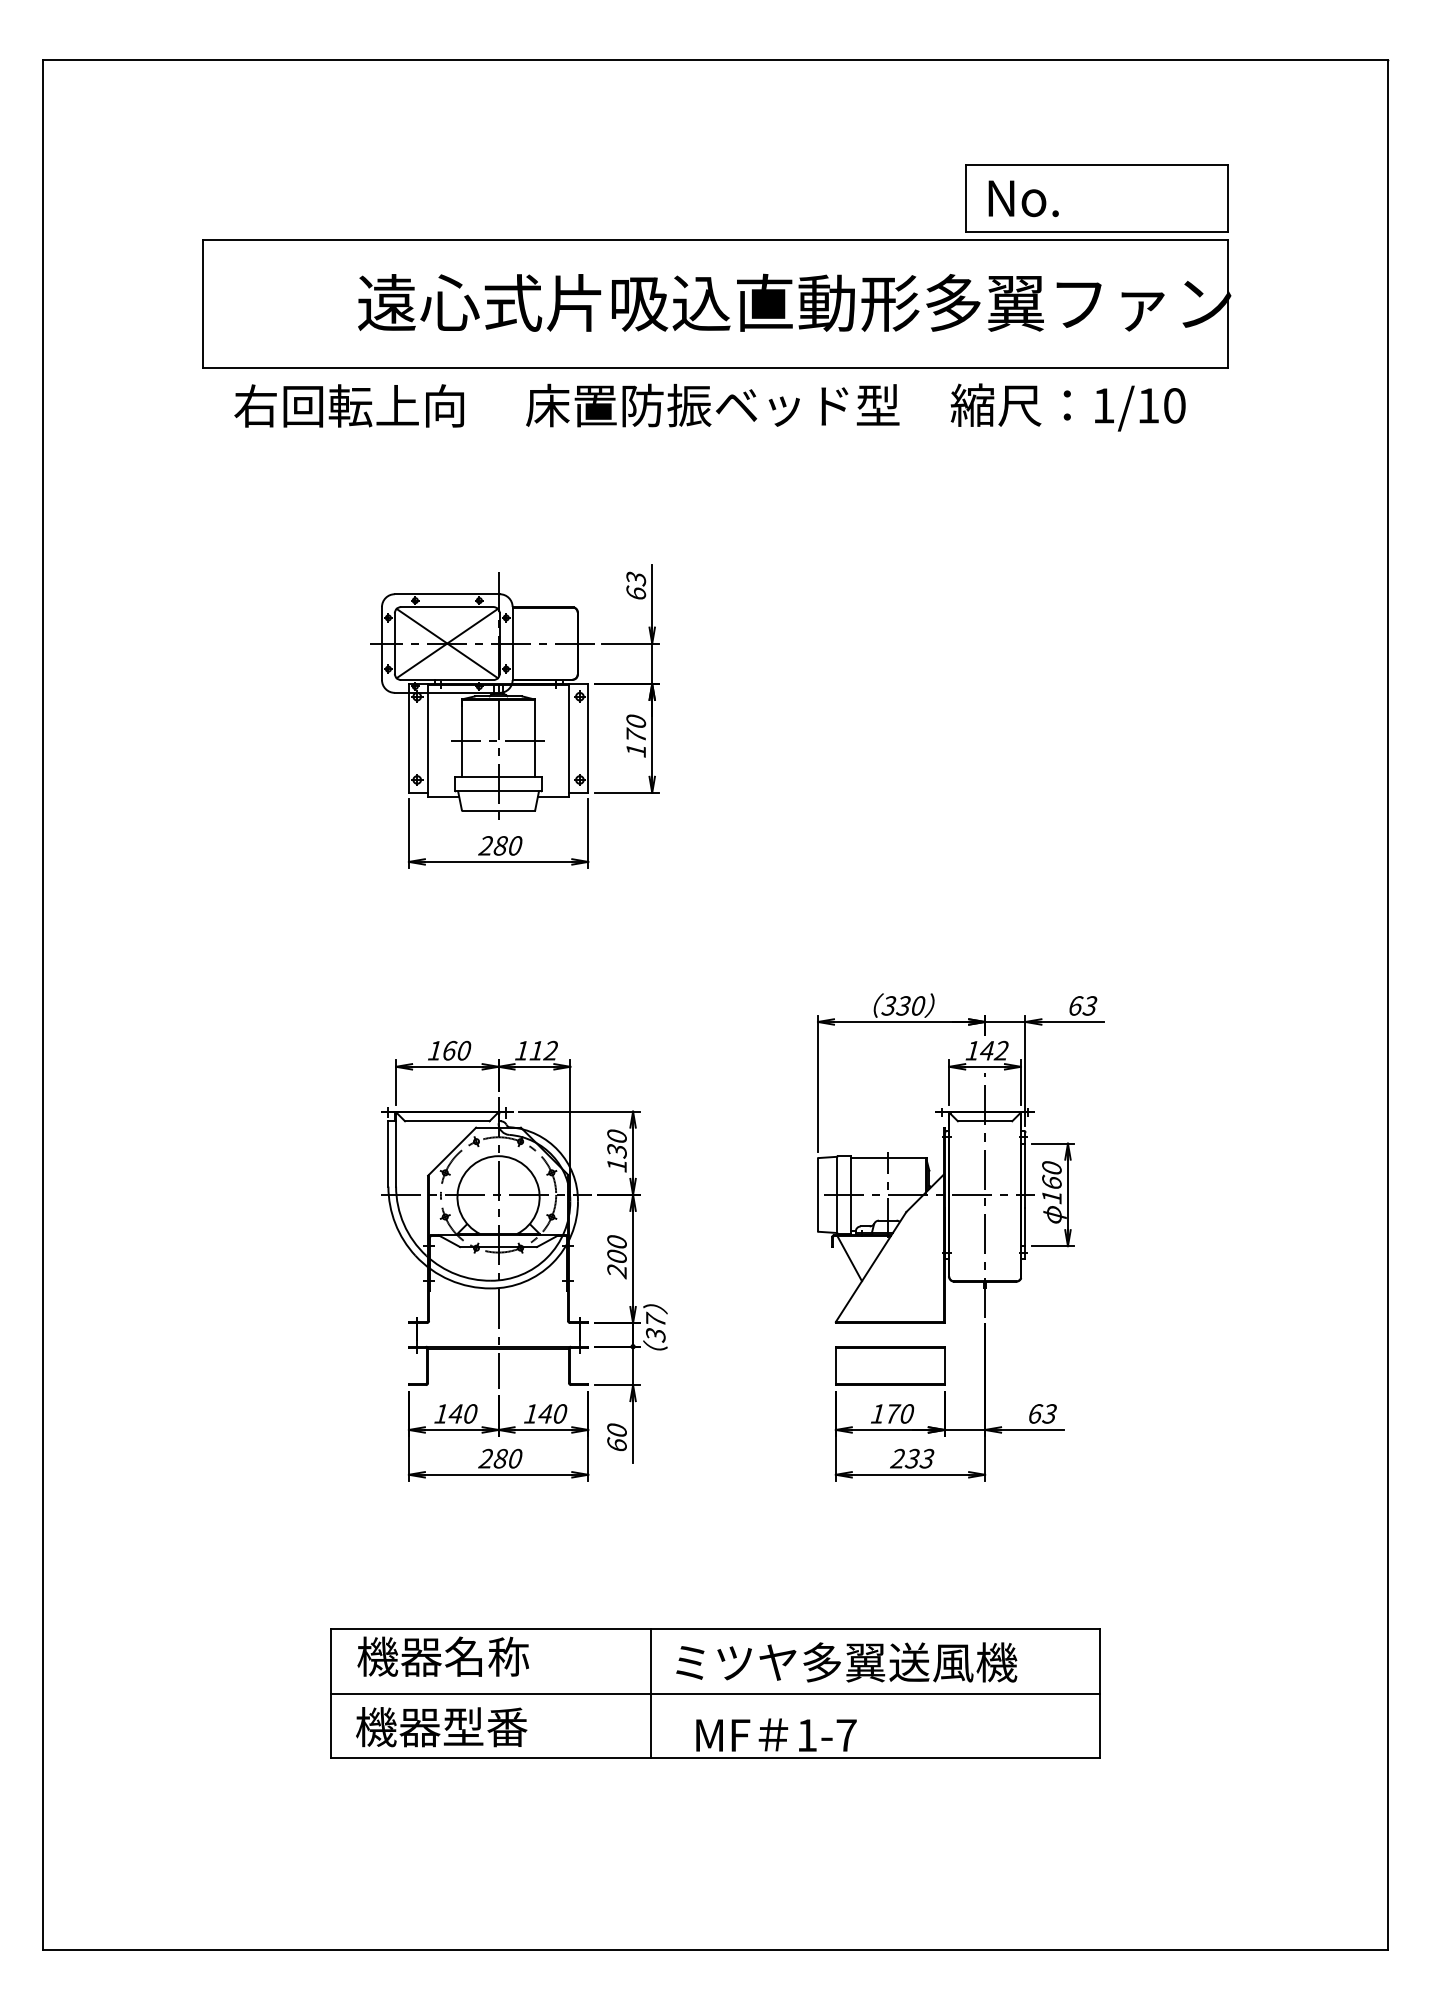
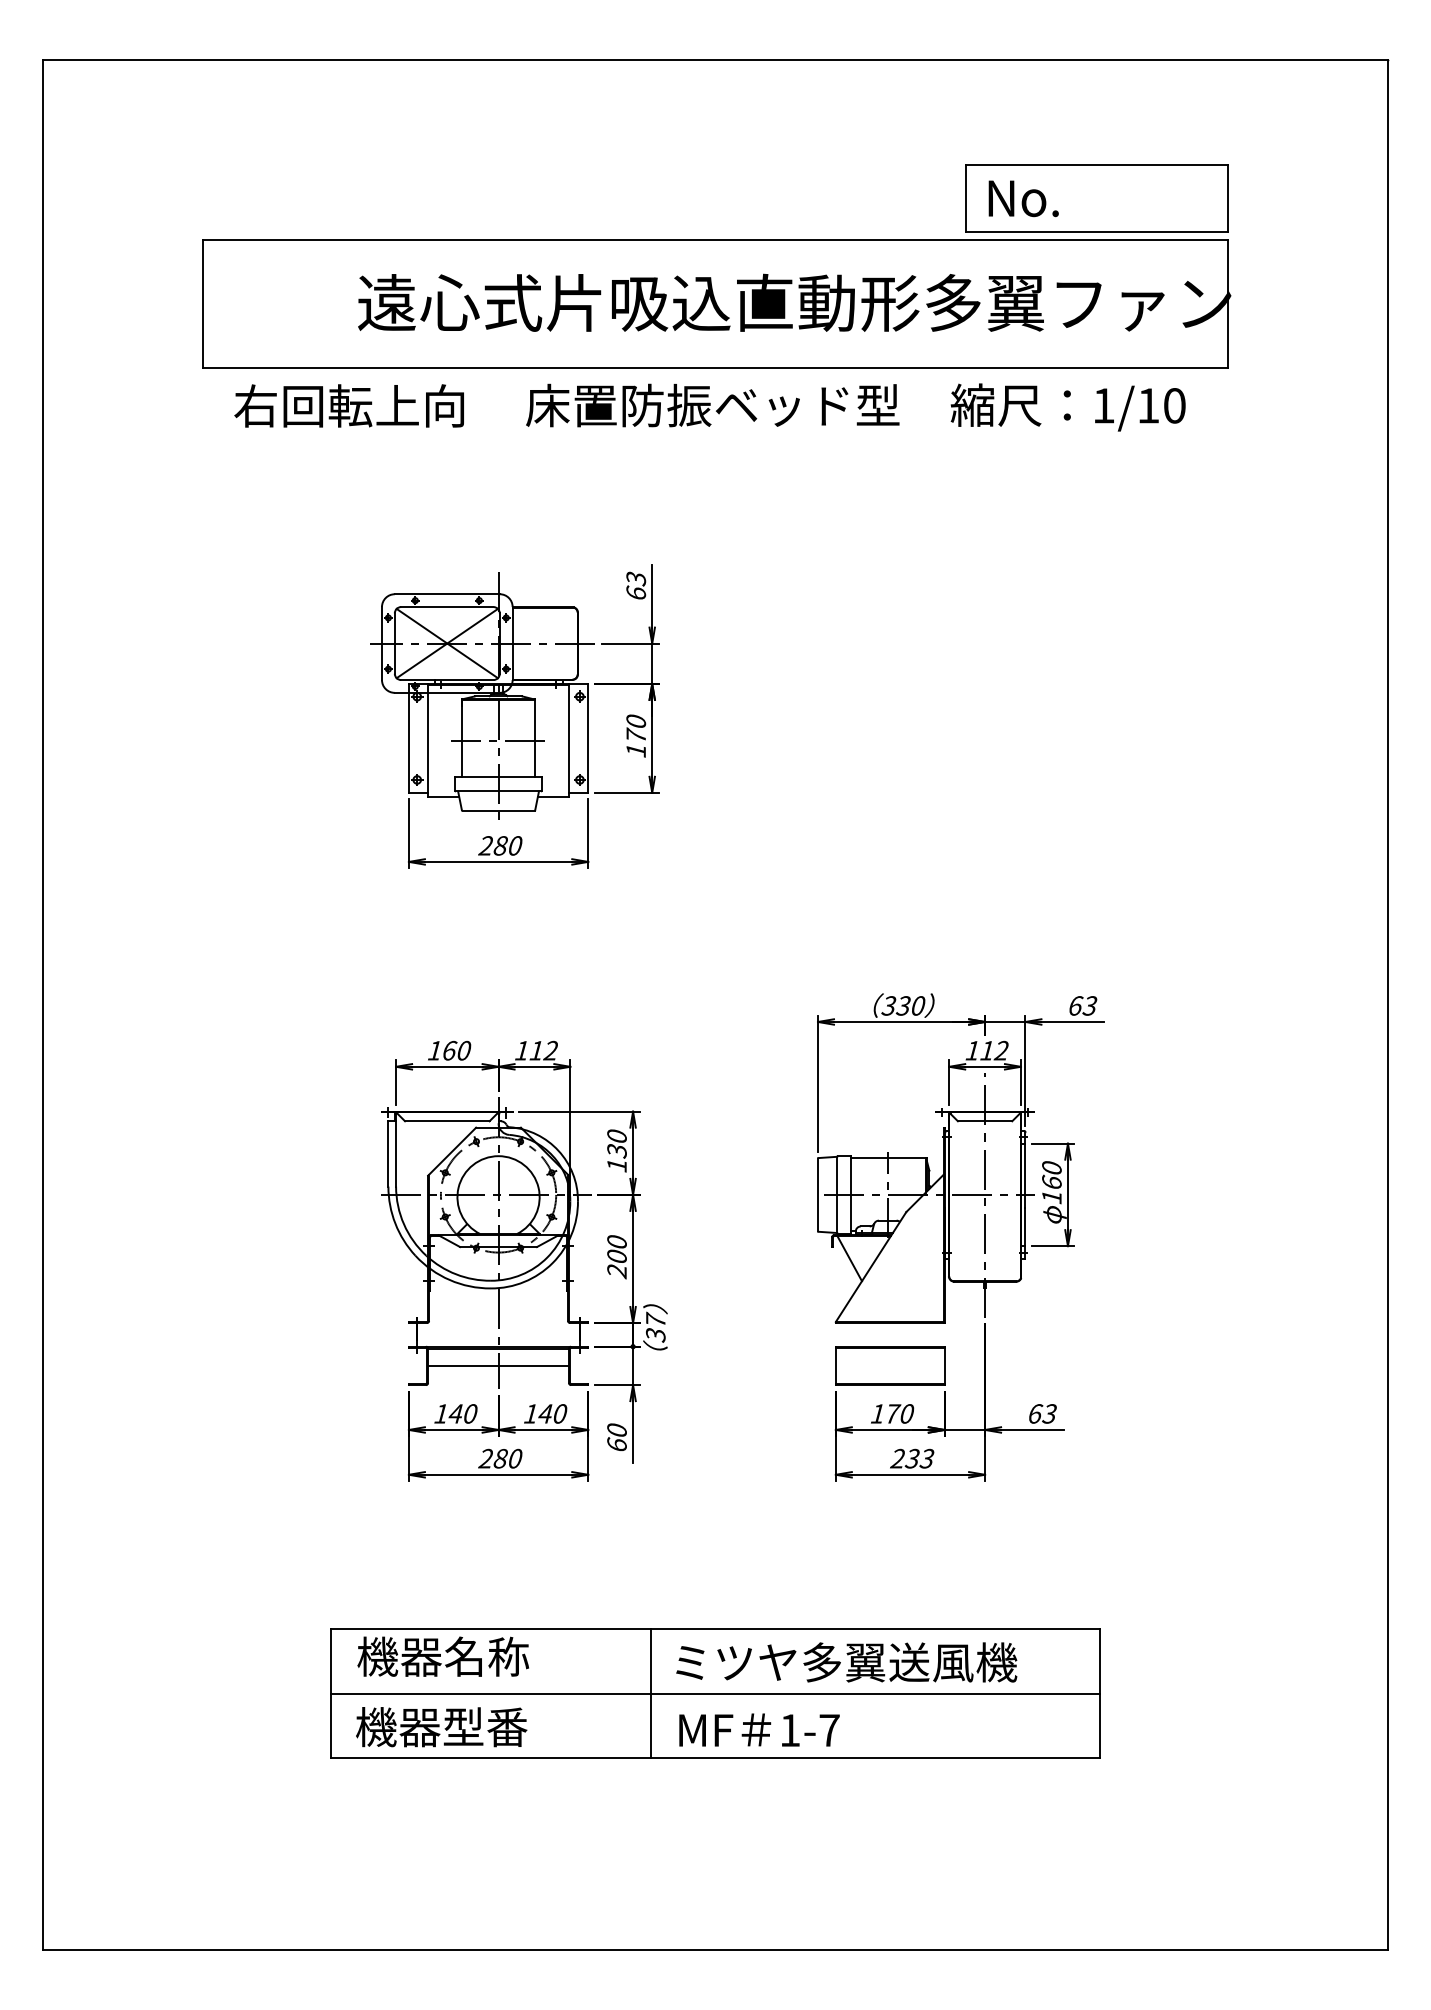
text: 142 -> 112 (986, 1050)
line: none -> present (498, 1365)
text position: (776, 1734) -> (759, 1729) (759, 1729)
